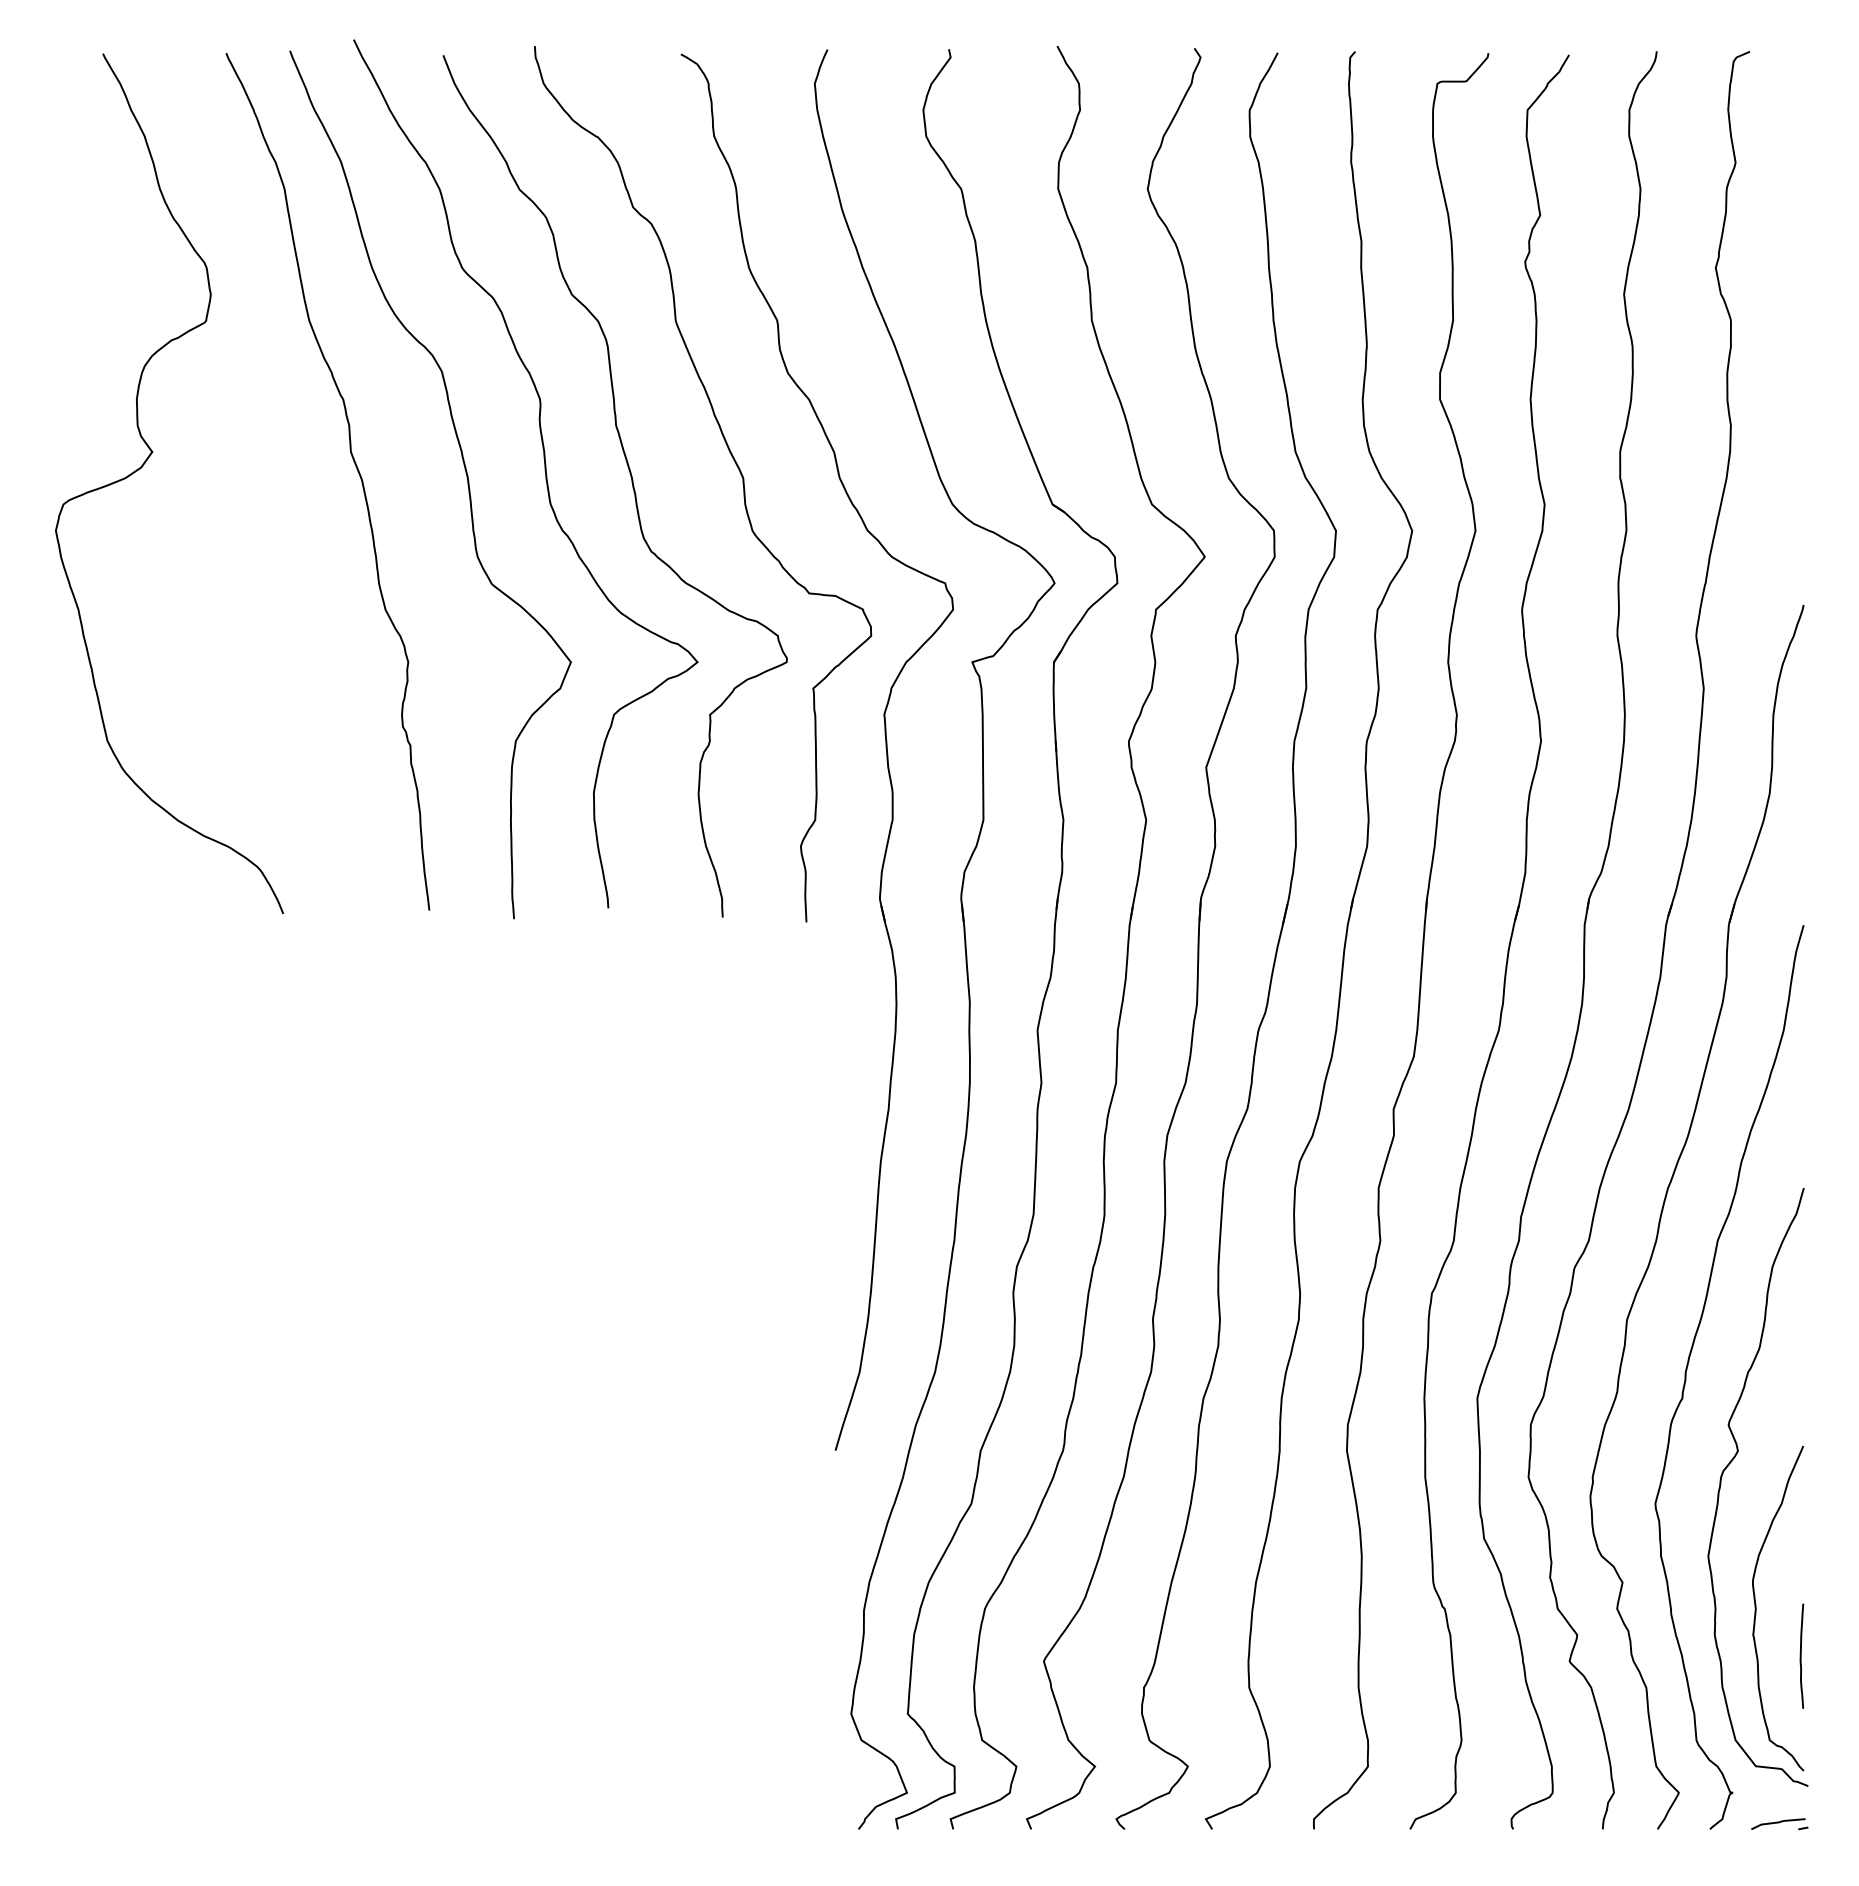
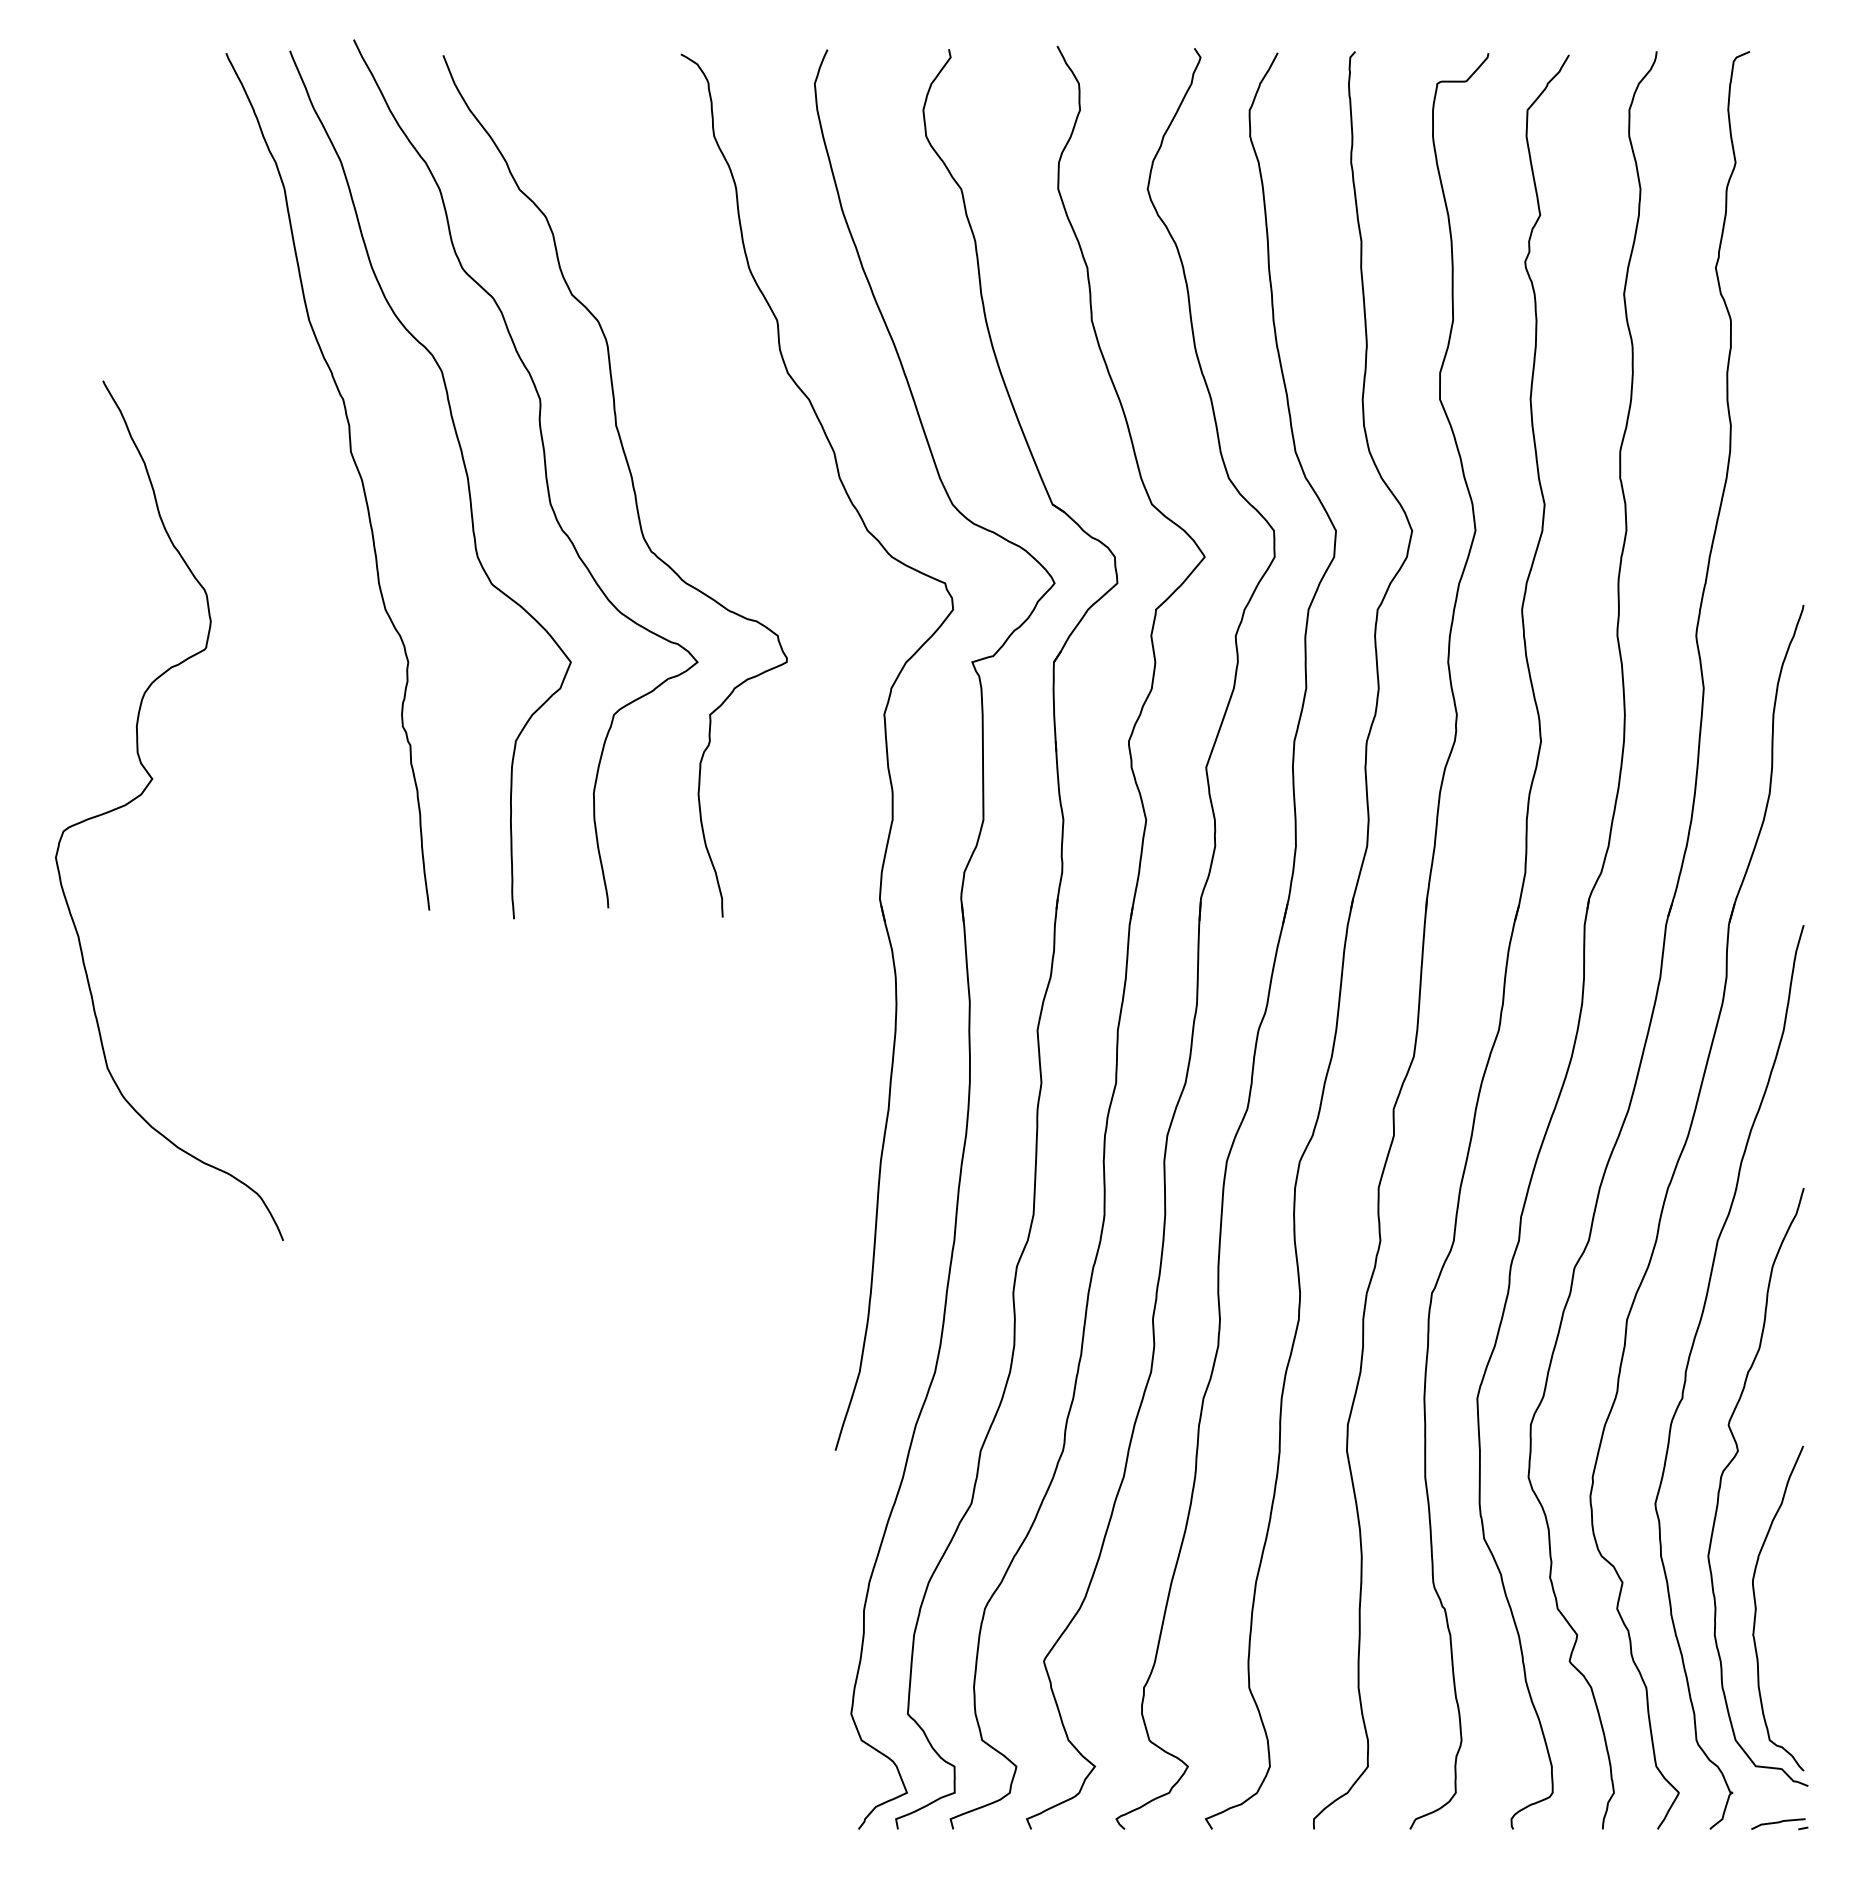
curve position: (143, 466) -> (143, 793) (143, 793)
curve: present -> none (737, 468)
curve: present -> none (1801, 1655)
